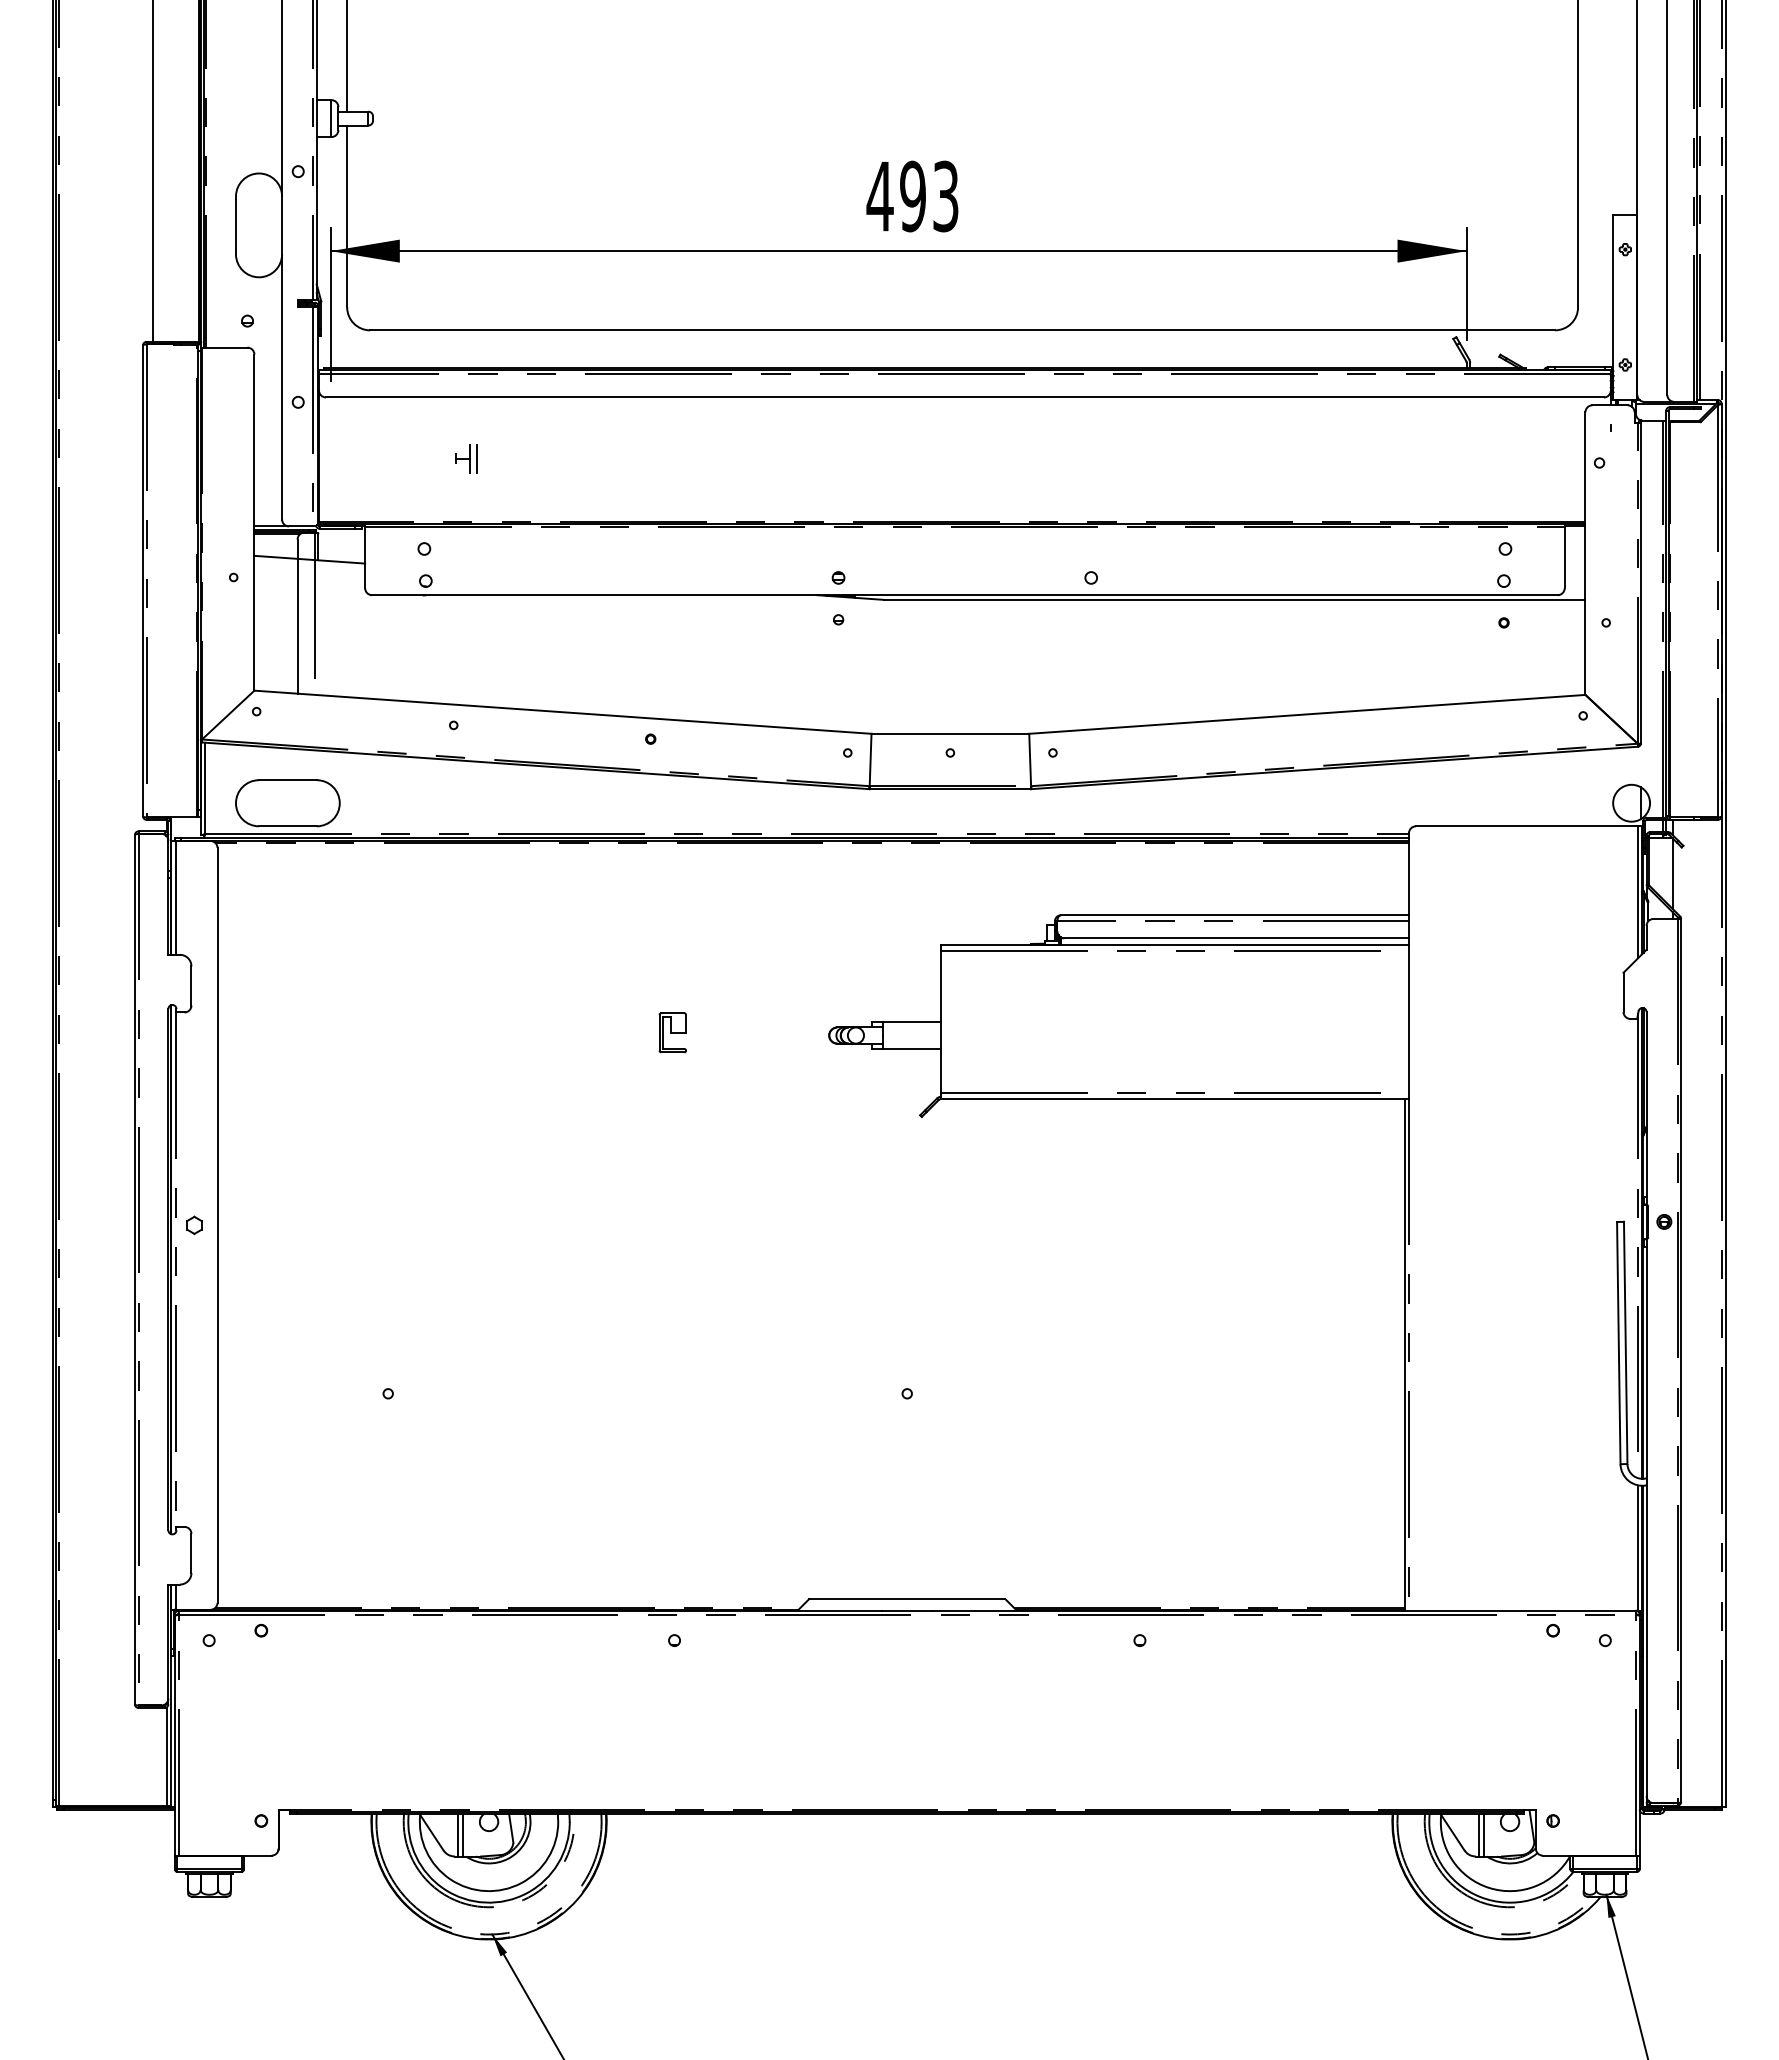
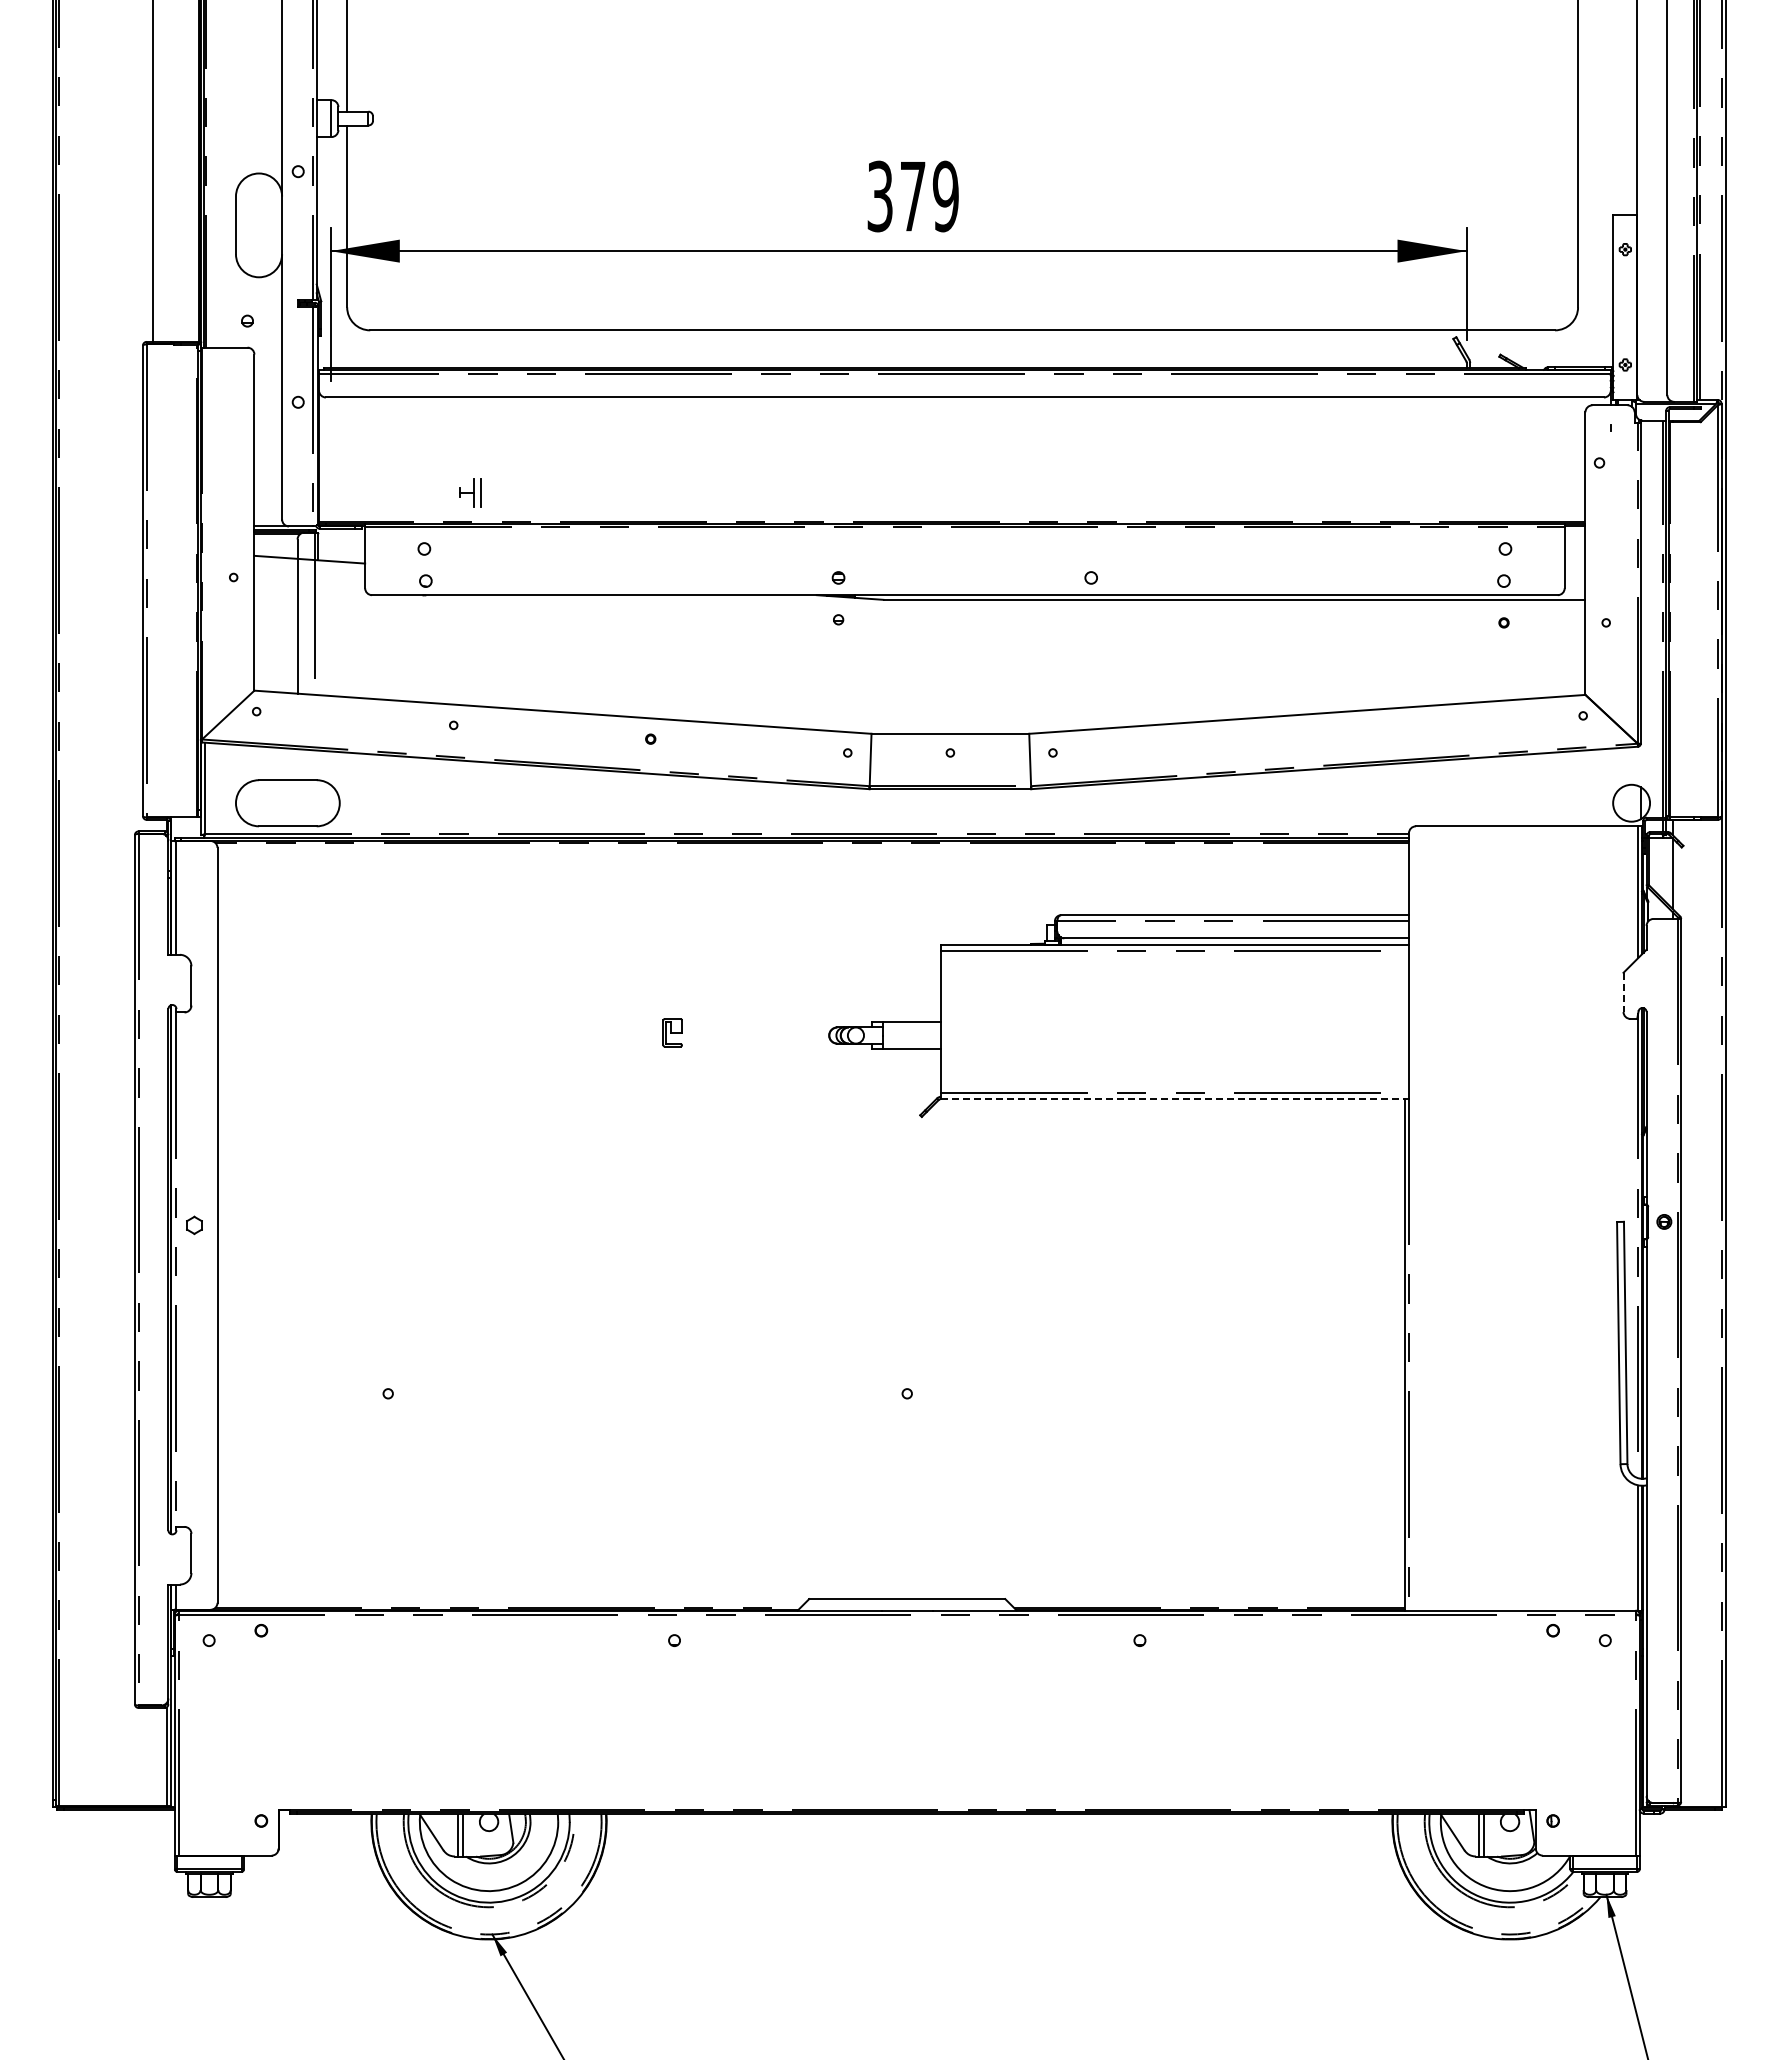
text: 493 -> 379 (912, 196)
part position: (466, 458) -> (470, 492) (470, 492)
line: solid -> dashed (1623, 992)
part size: 29x42 px -> 21x30 px (672, 1032)
line: solid -> dashed (1173, 1098)
